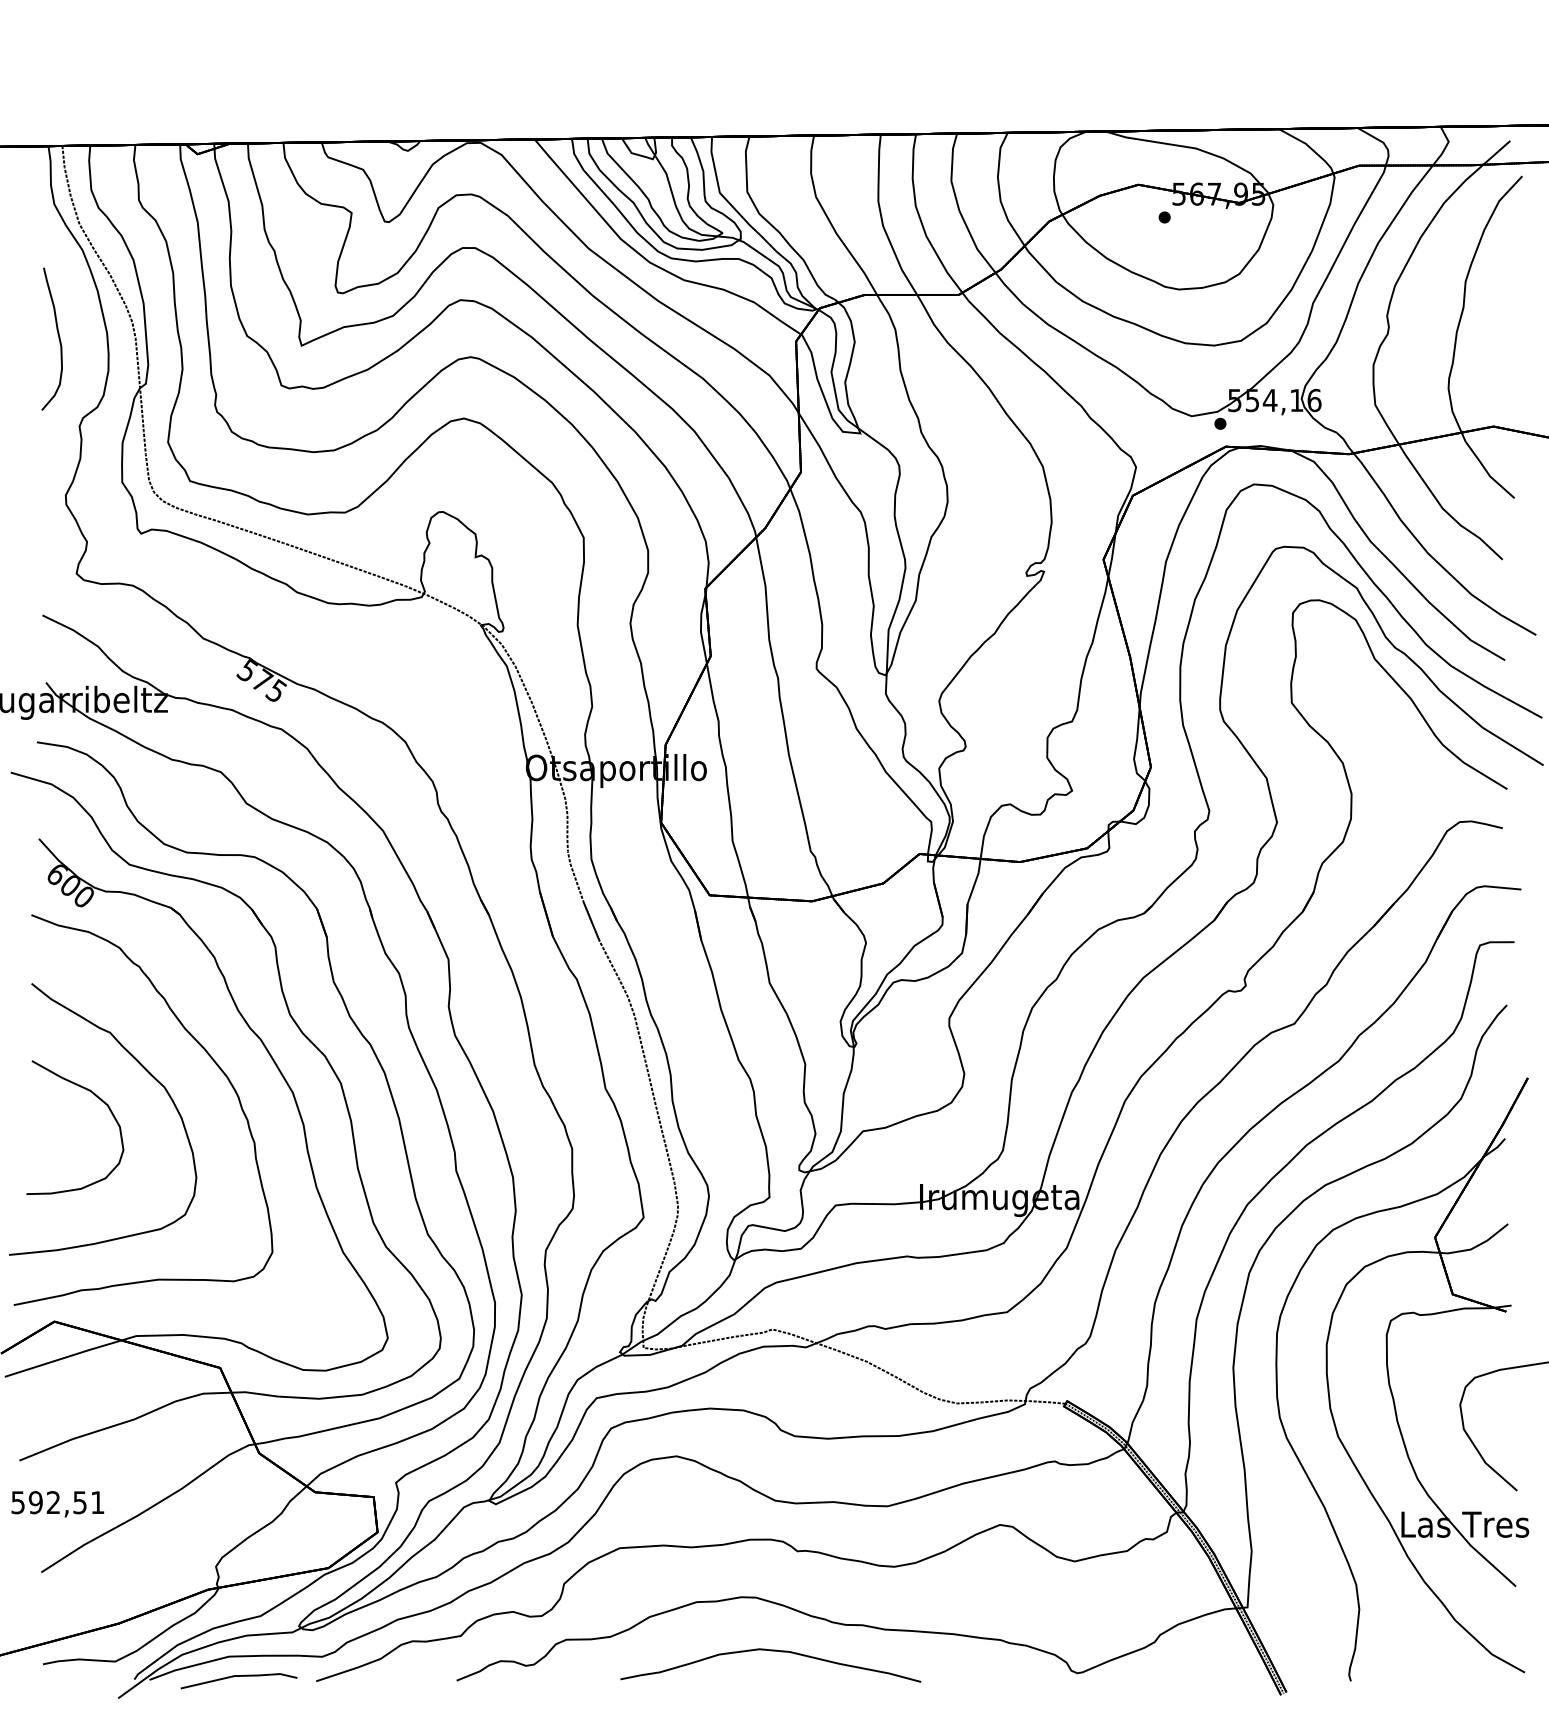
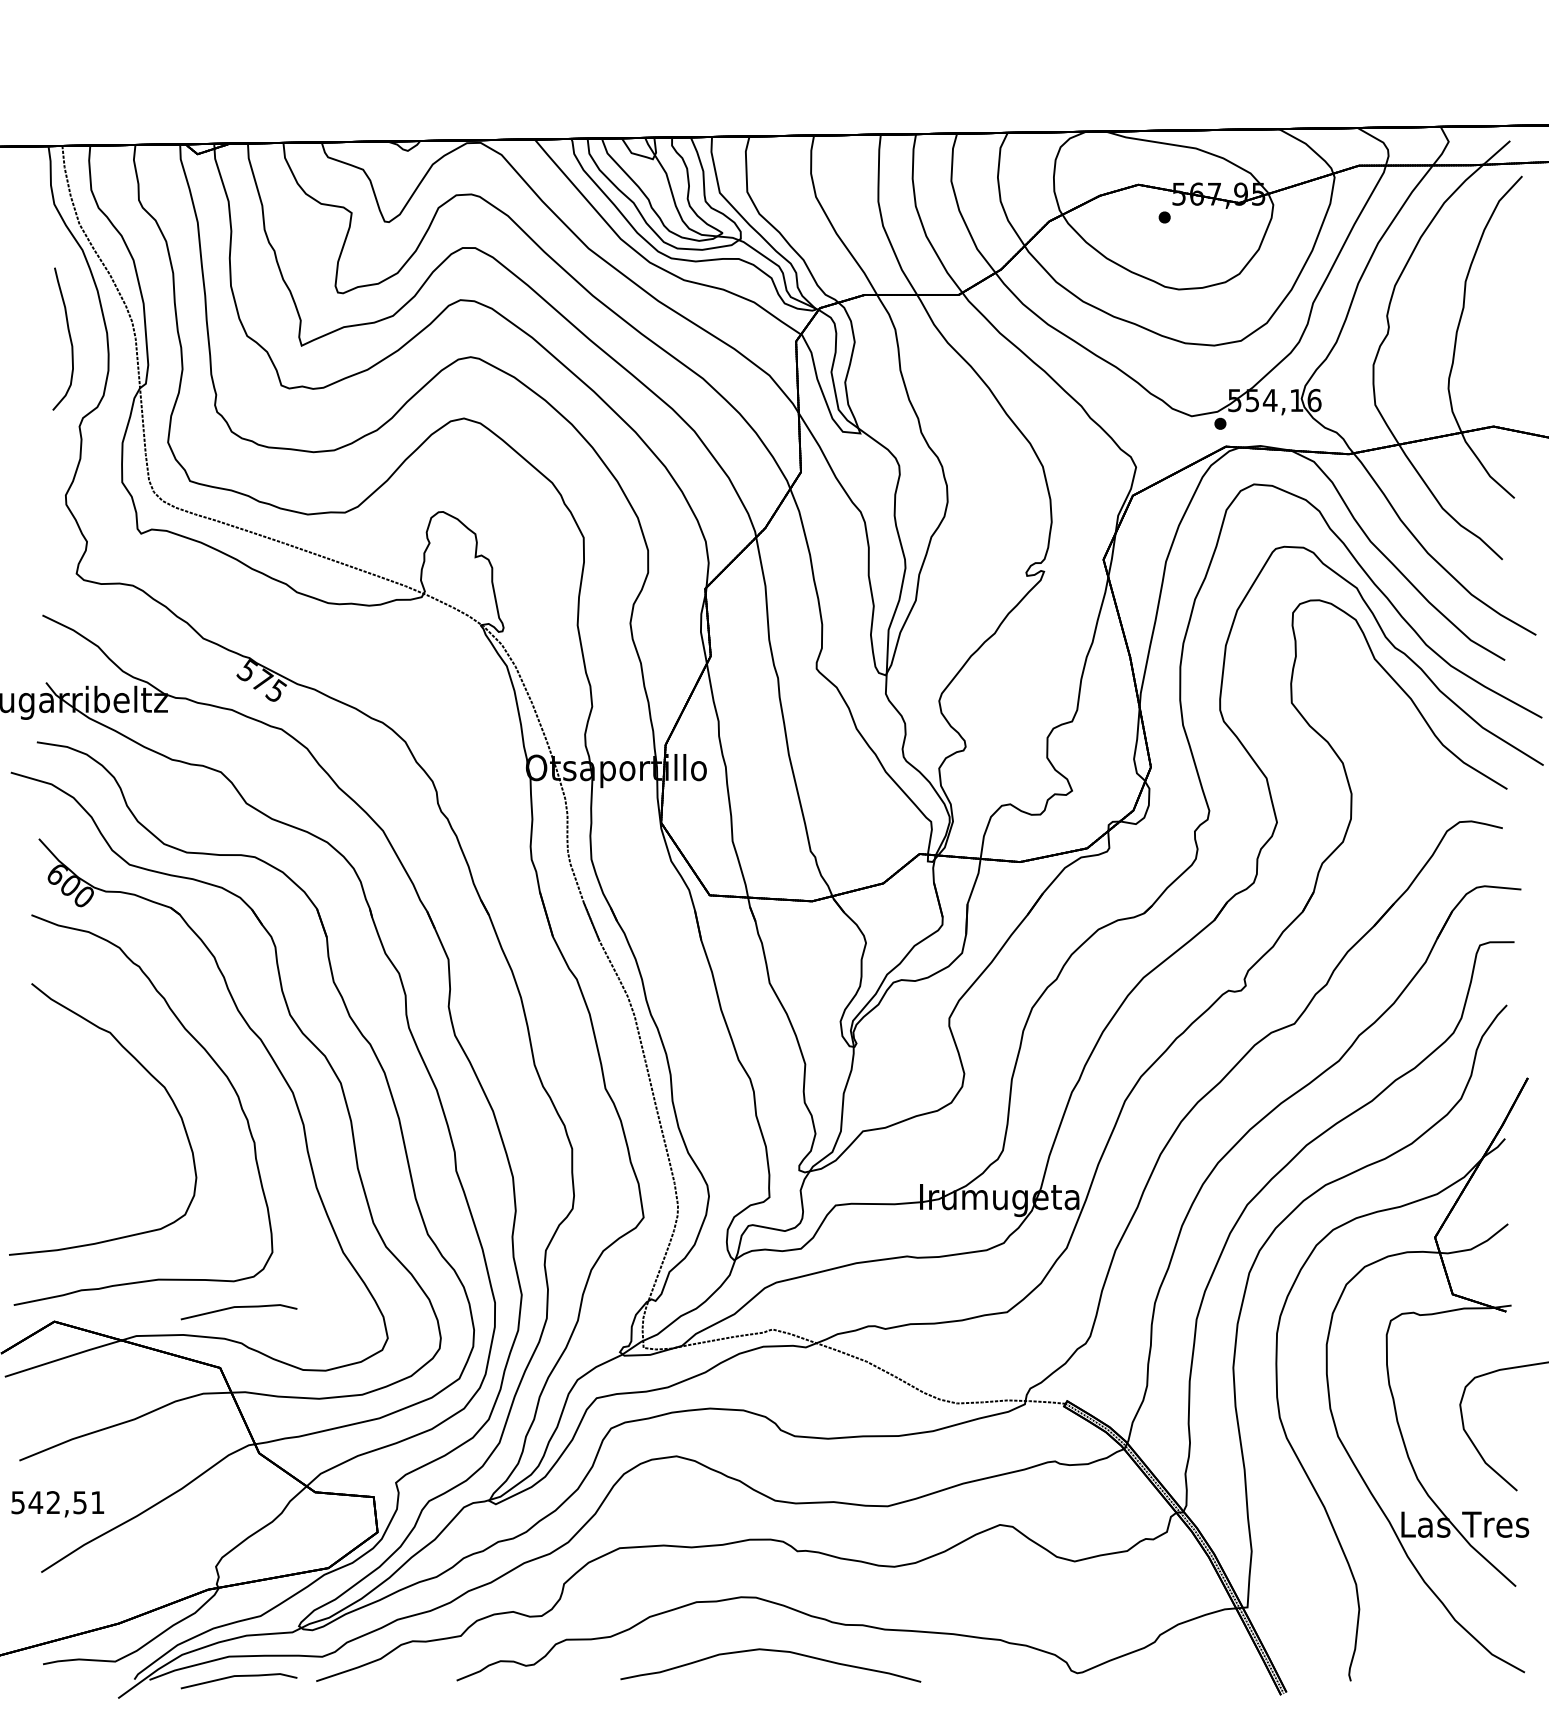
curve position: (58, 338) -> (69, 338) (69, 338)
curve: present -> none (96, 1097)
line: none -> present (238, 1307)
text: 592,51 -> 542,51 (35, 1502)
